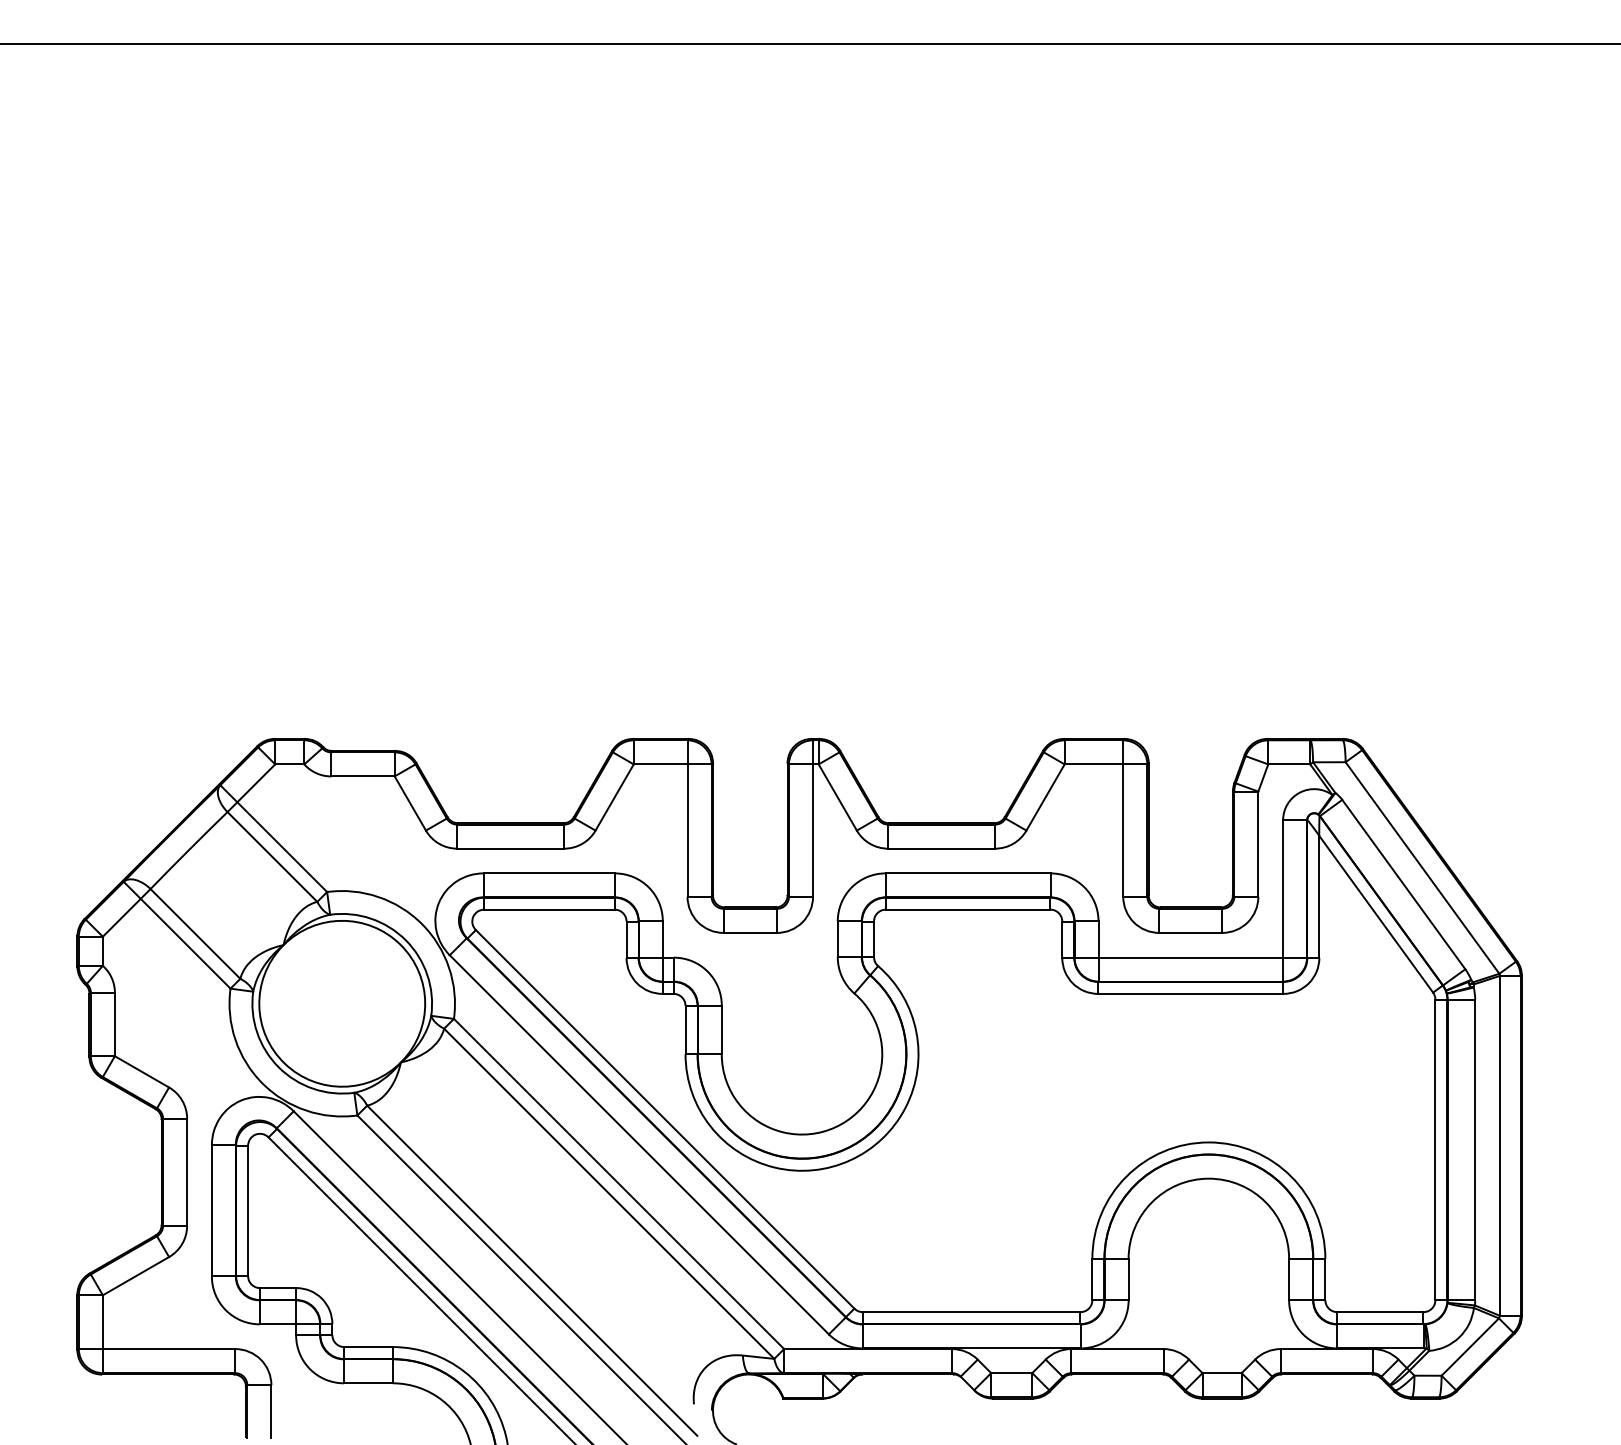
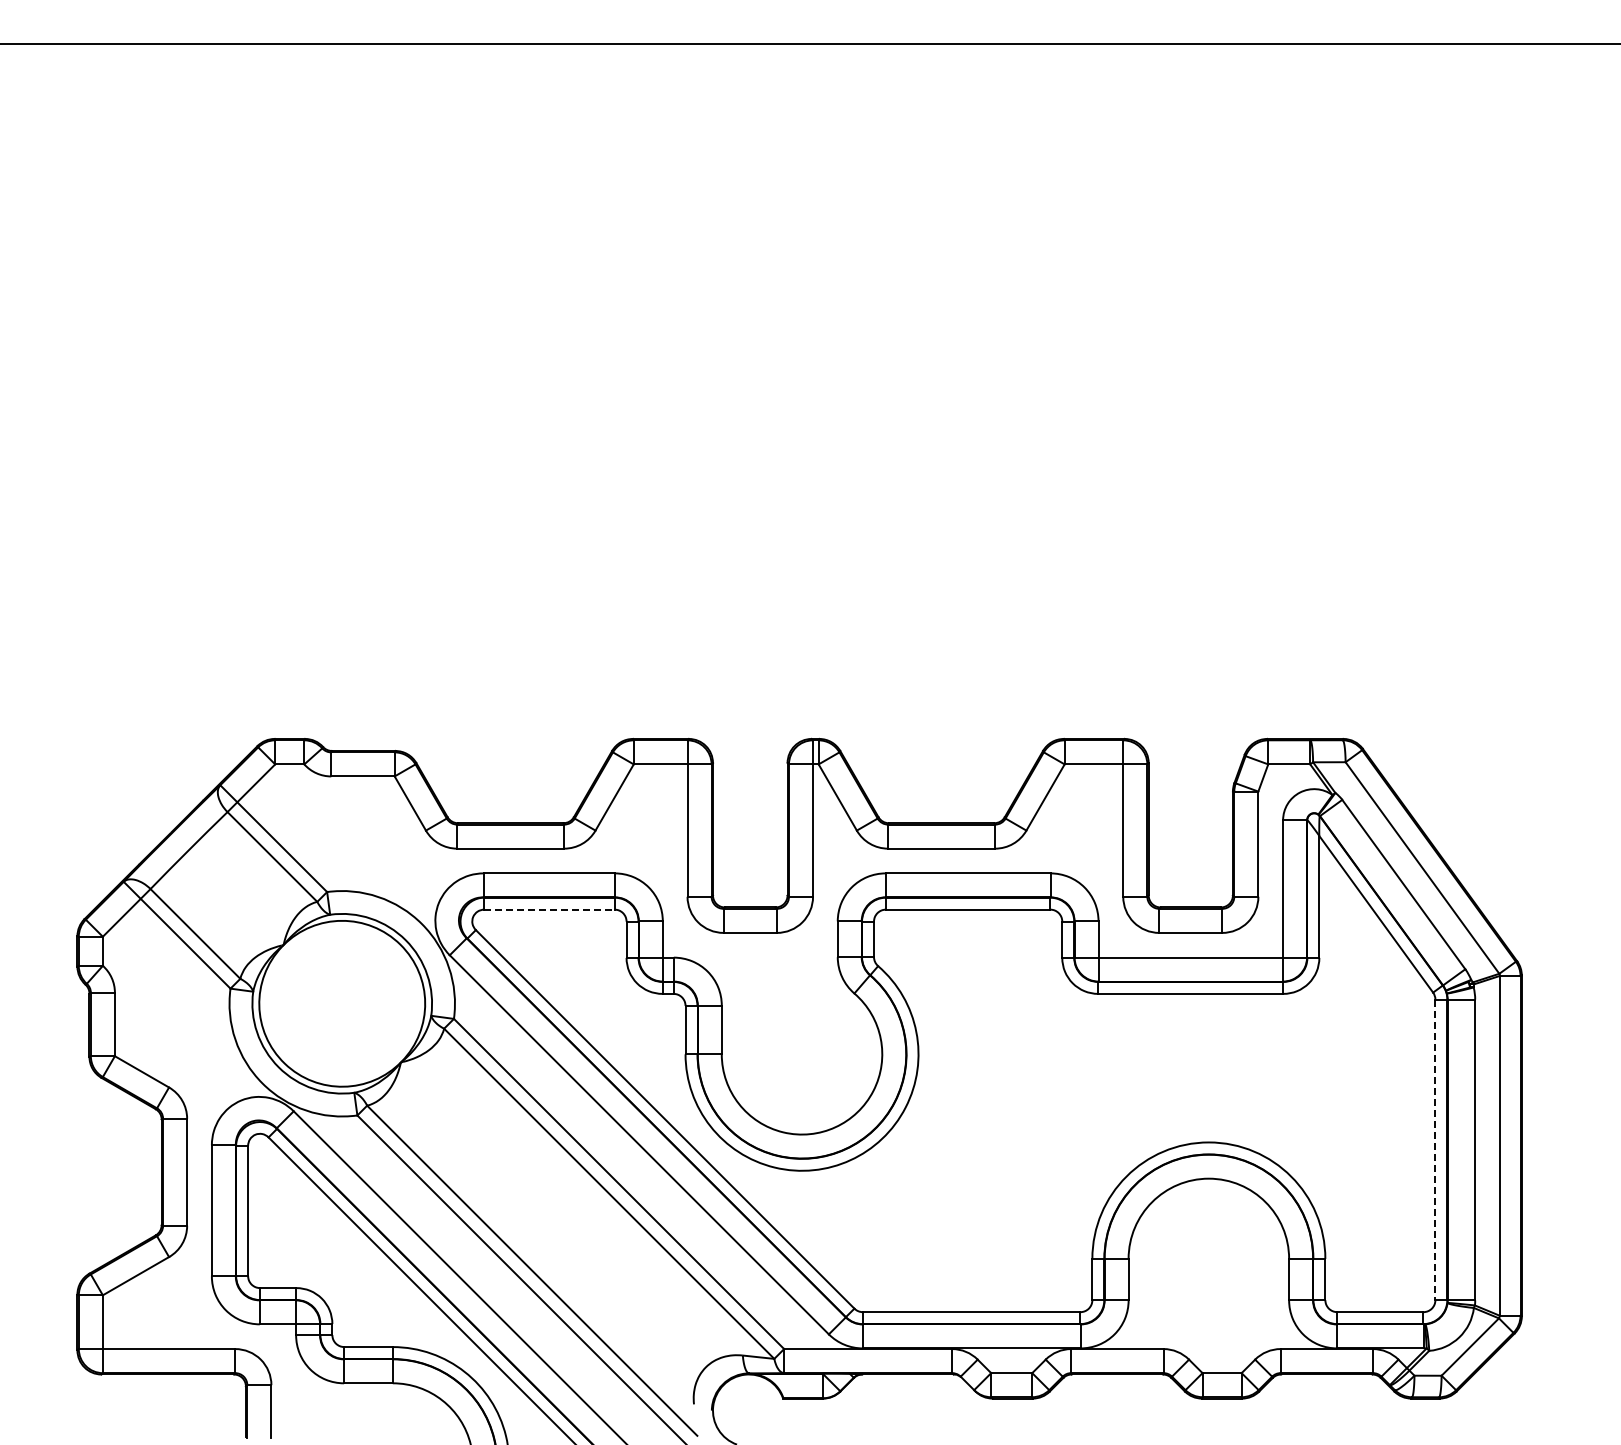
line: solid -> dashed (549, 909)
line: solid -> dashed (1435, 1150)
